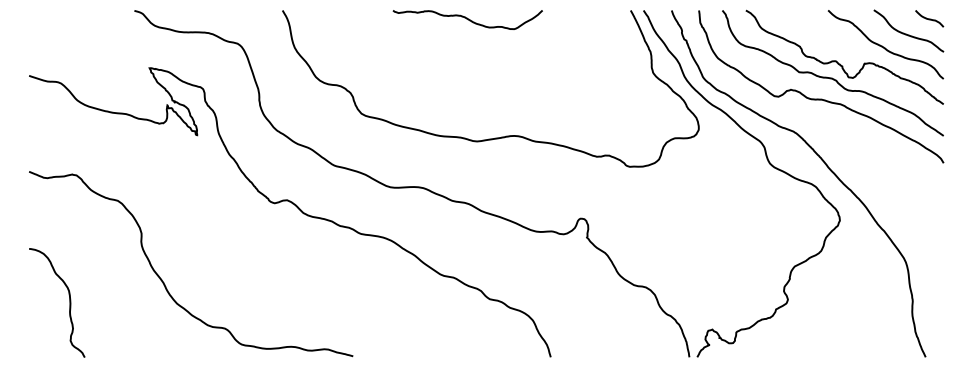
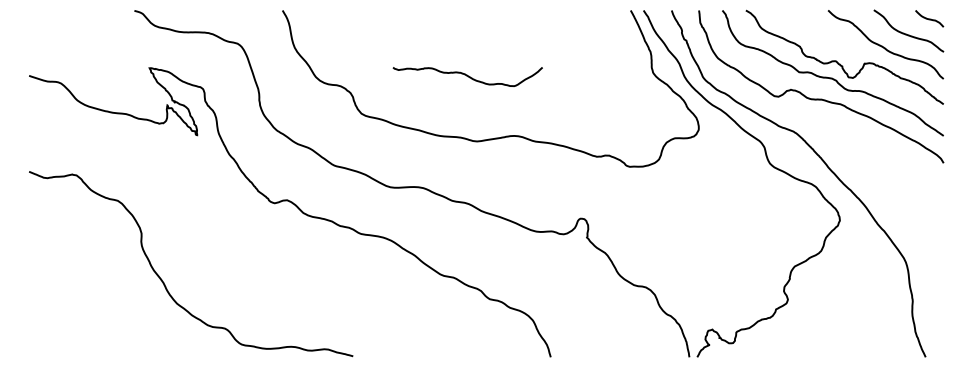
curve position: (467, 19) -> (467, 76) (467, 76)
curve: present -> none (69, 302)
